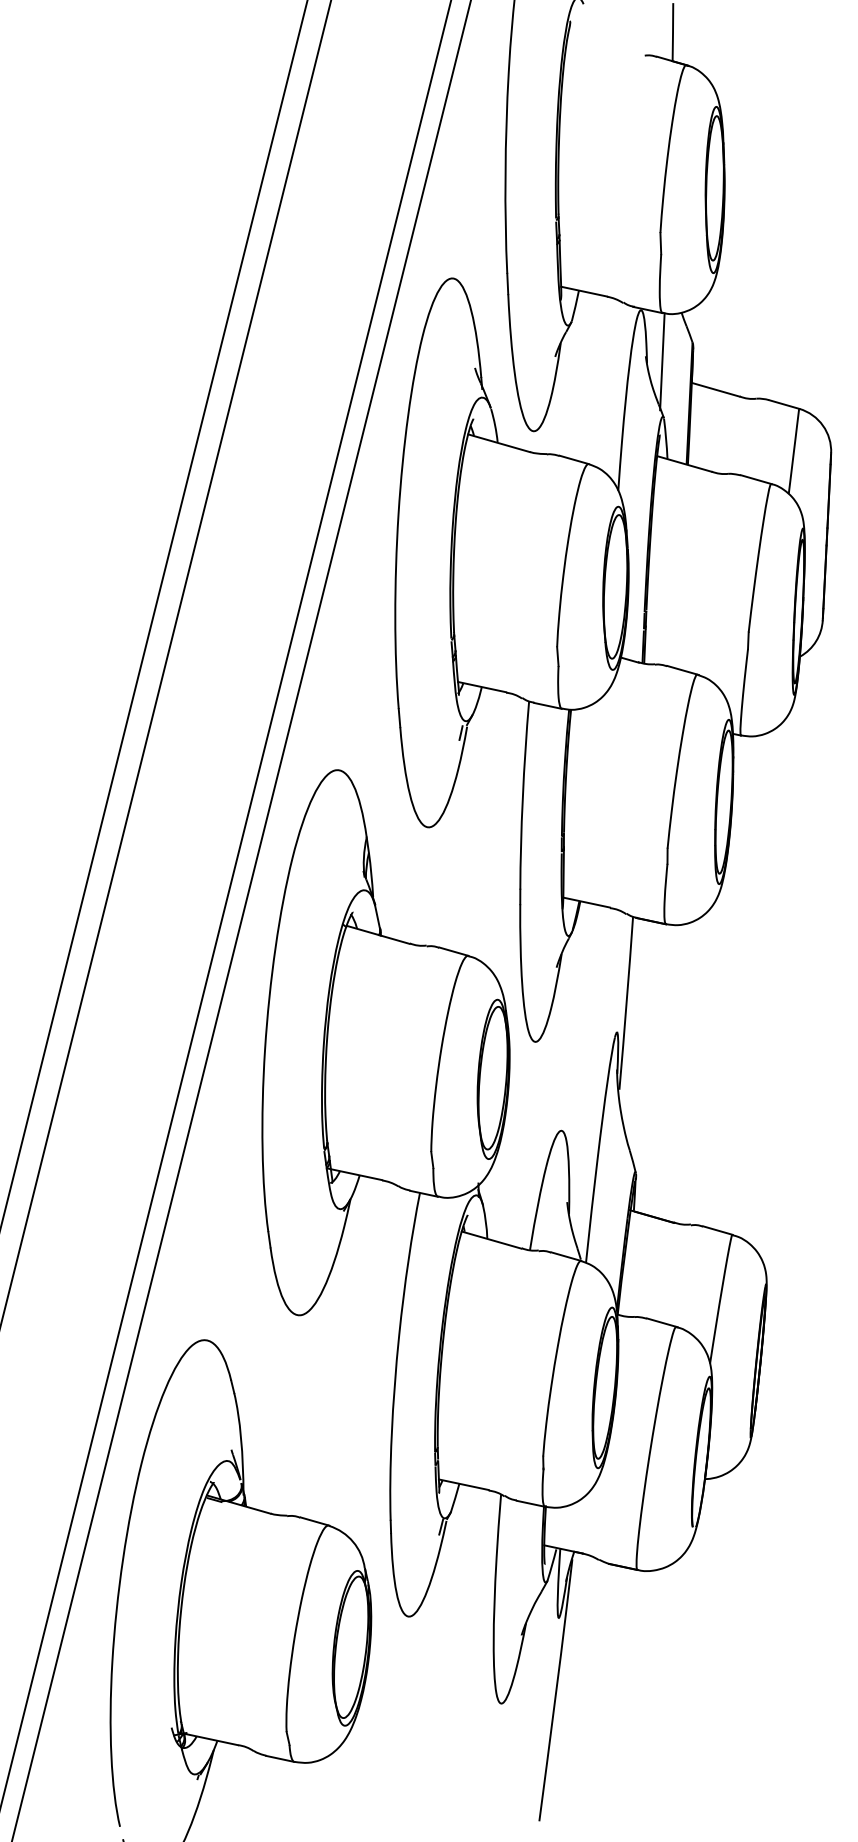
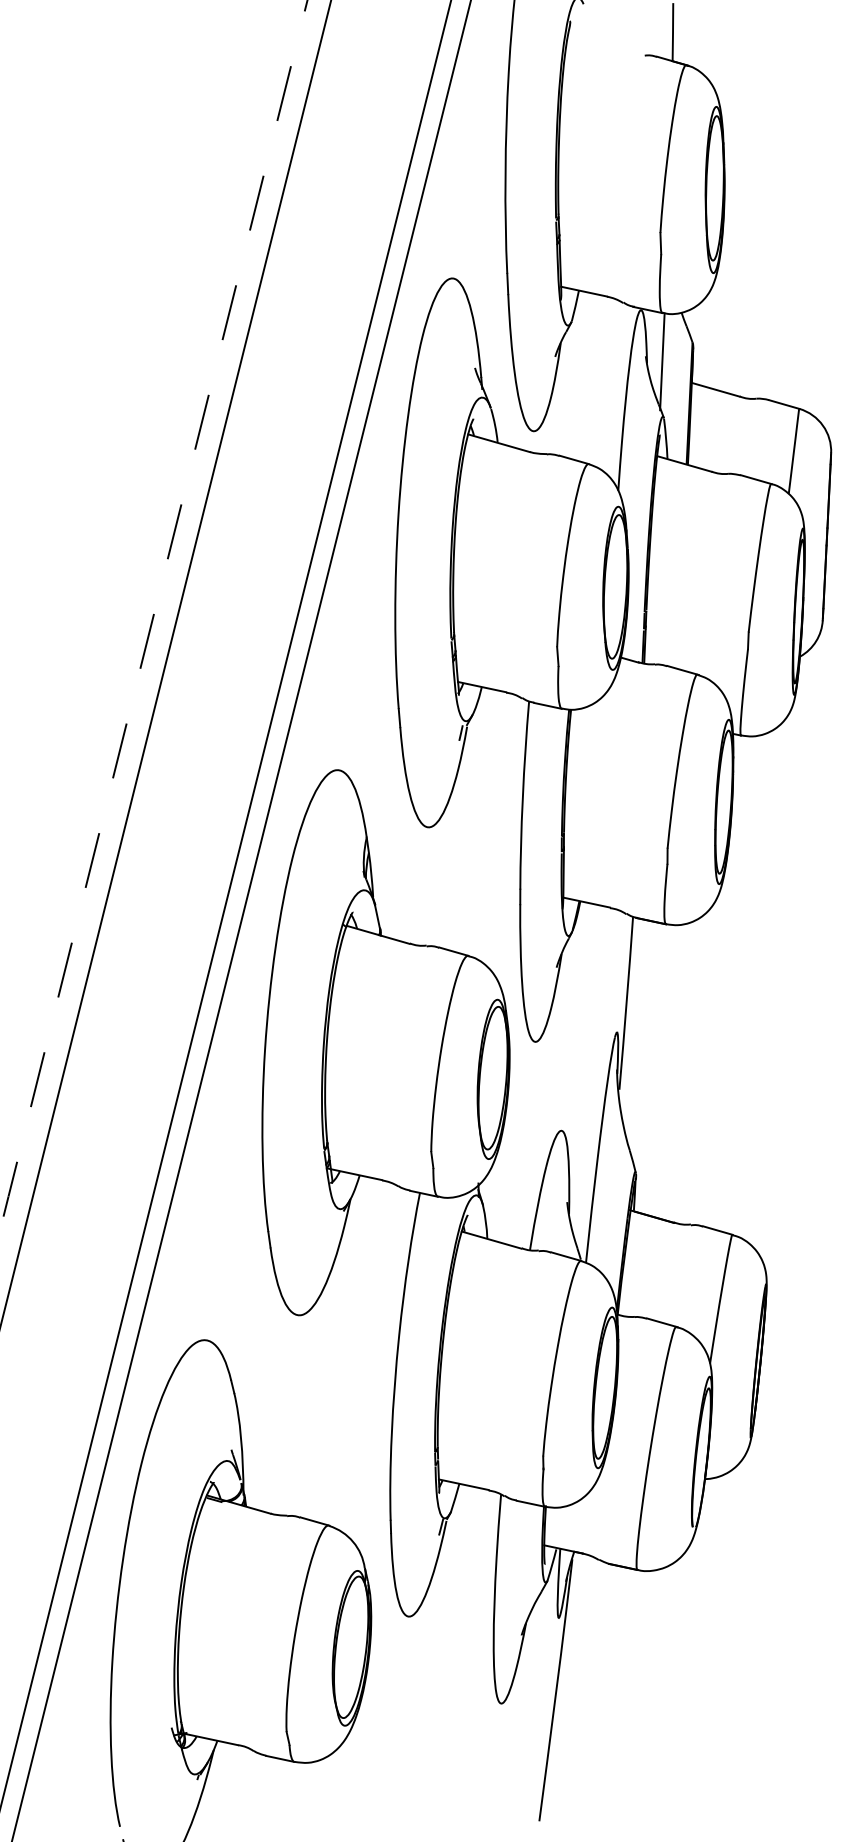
arc: solid -> dashed (153, 615)
